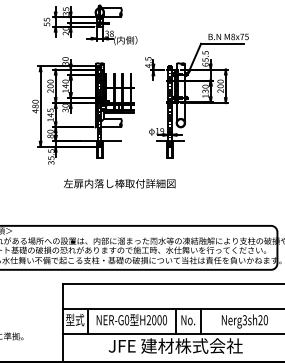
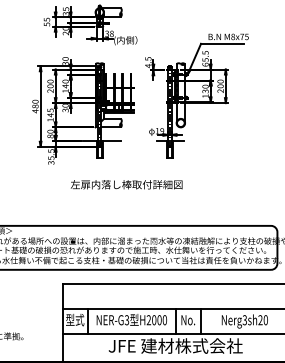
text position: (119, 183) -> (126, 184) (126, 184)
text: NER-G0 -> NER-G3 (126, 320)
